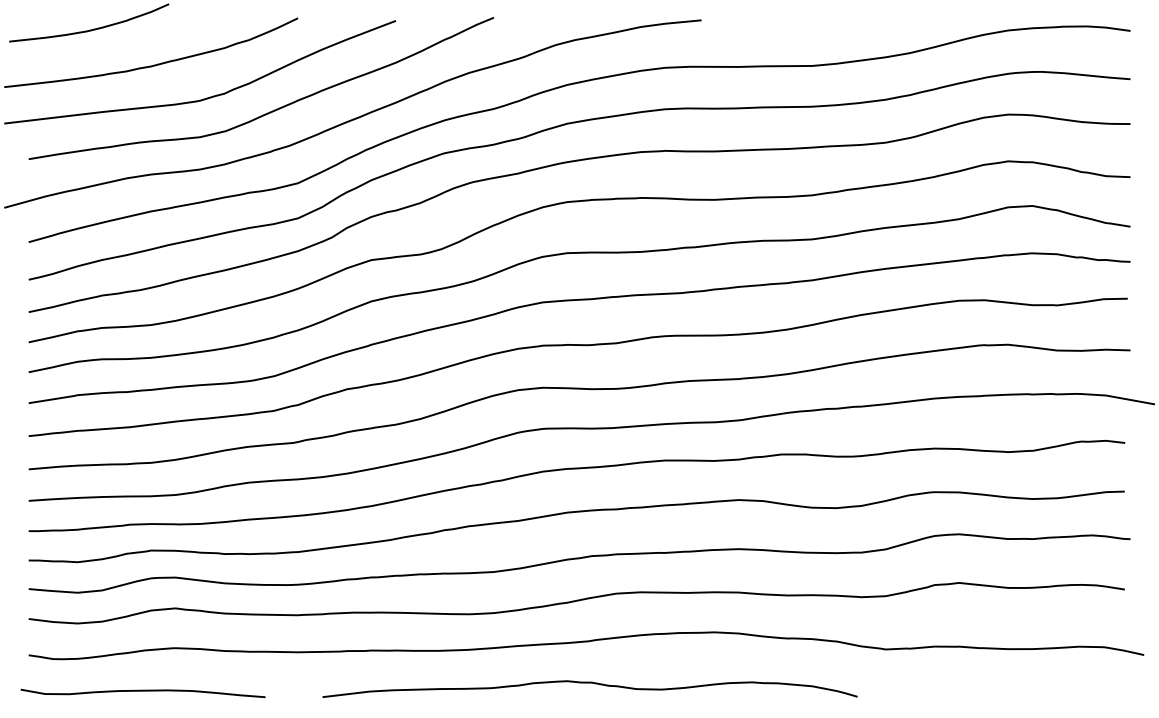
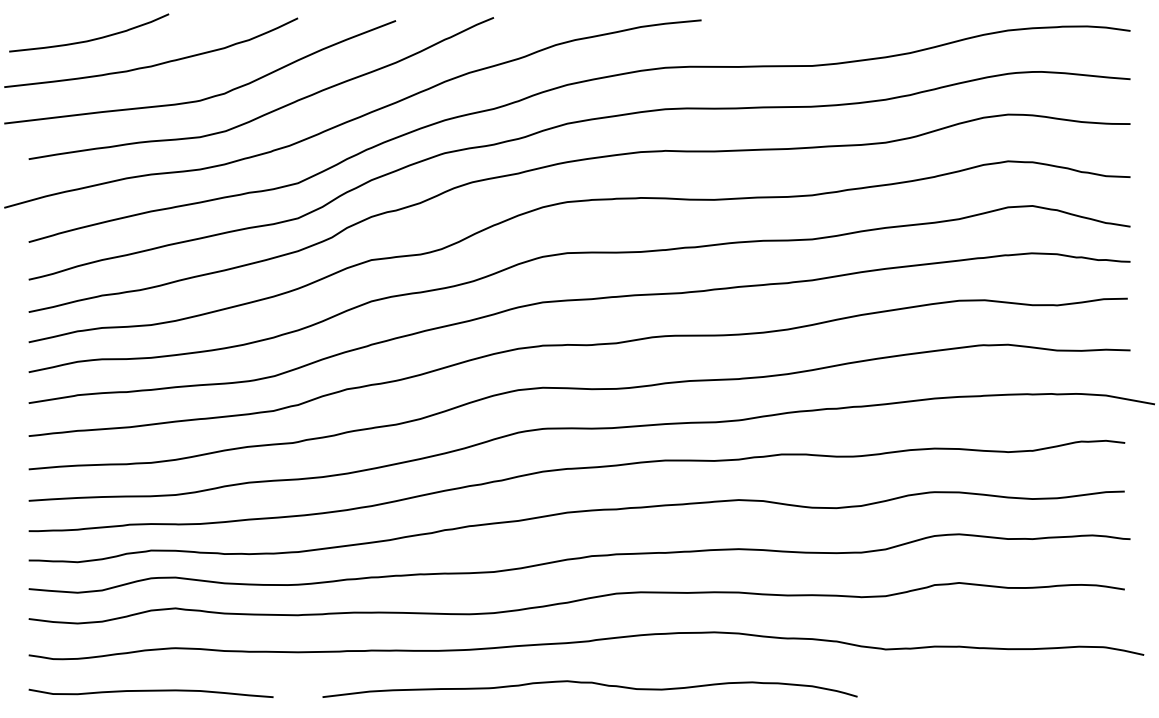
curve position: (89, 29) -> (89, 39) (89, 39)
curve position: (142, 691) -> (150, 691) (150, 691)
